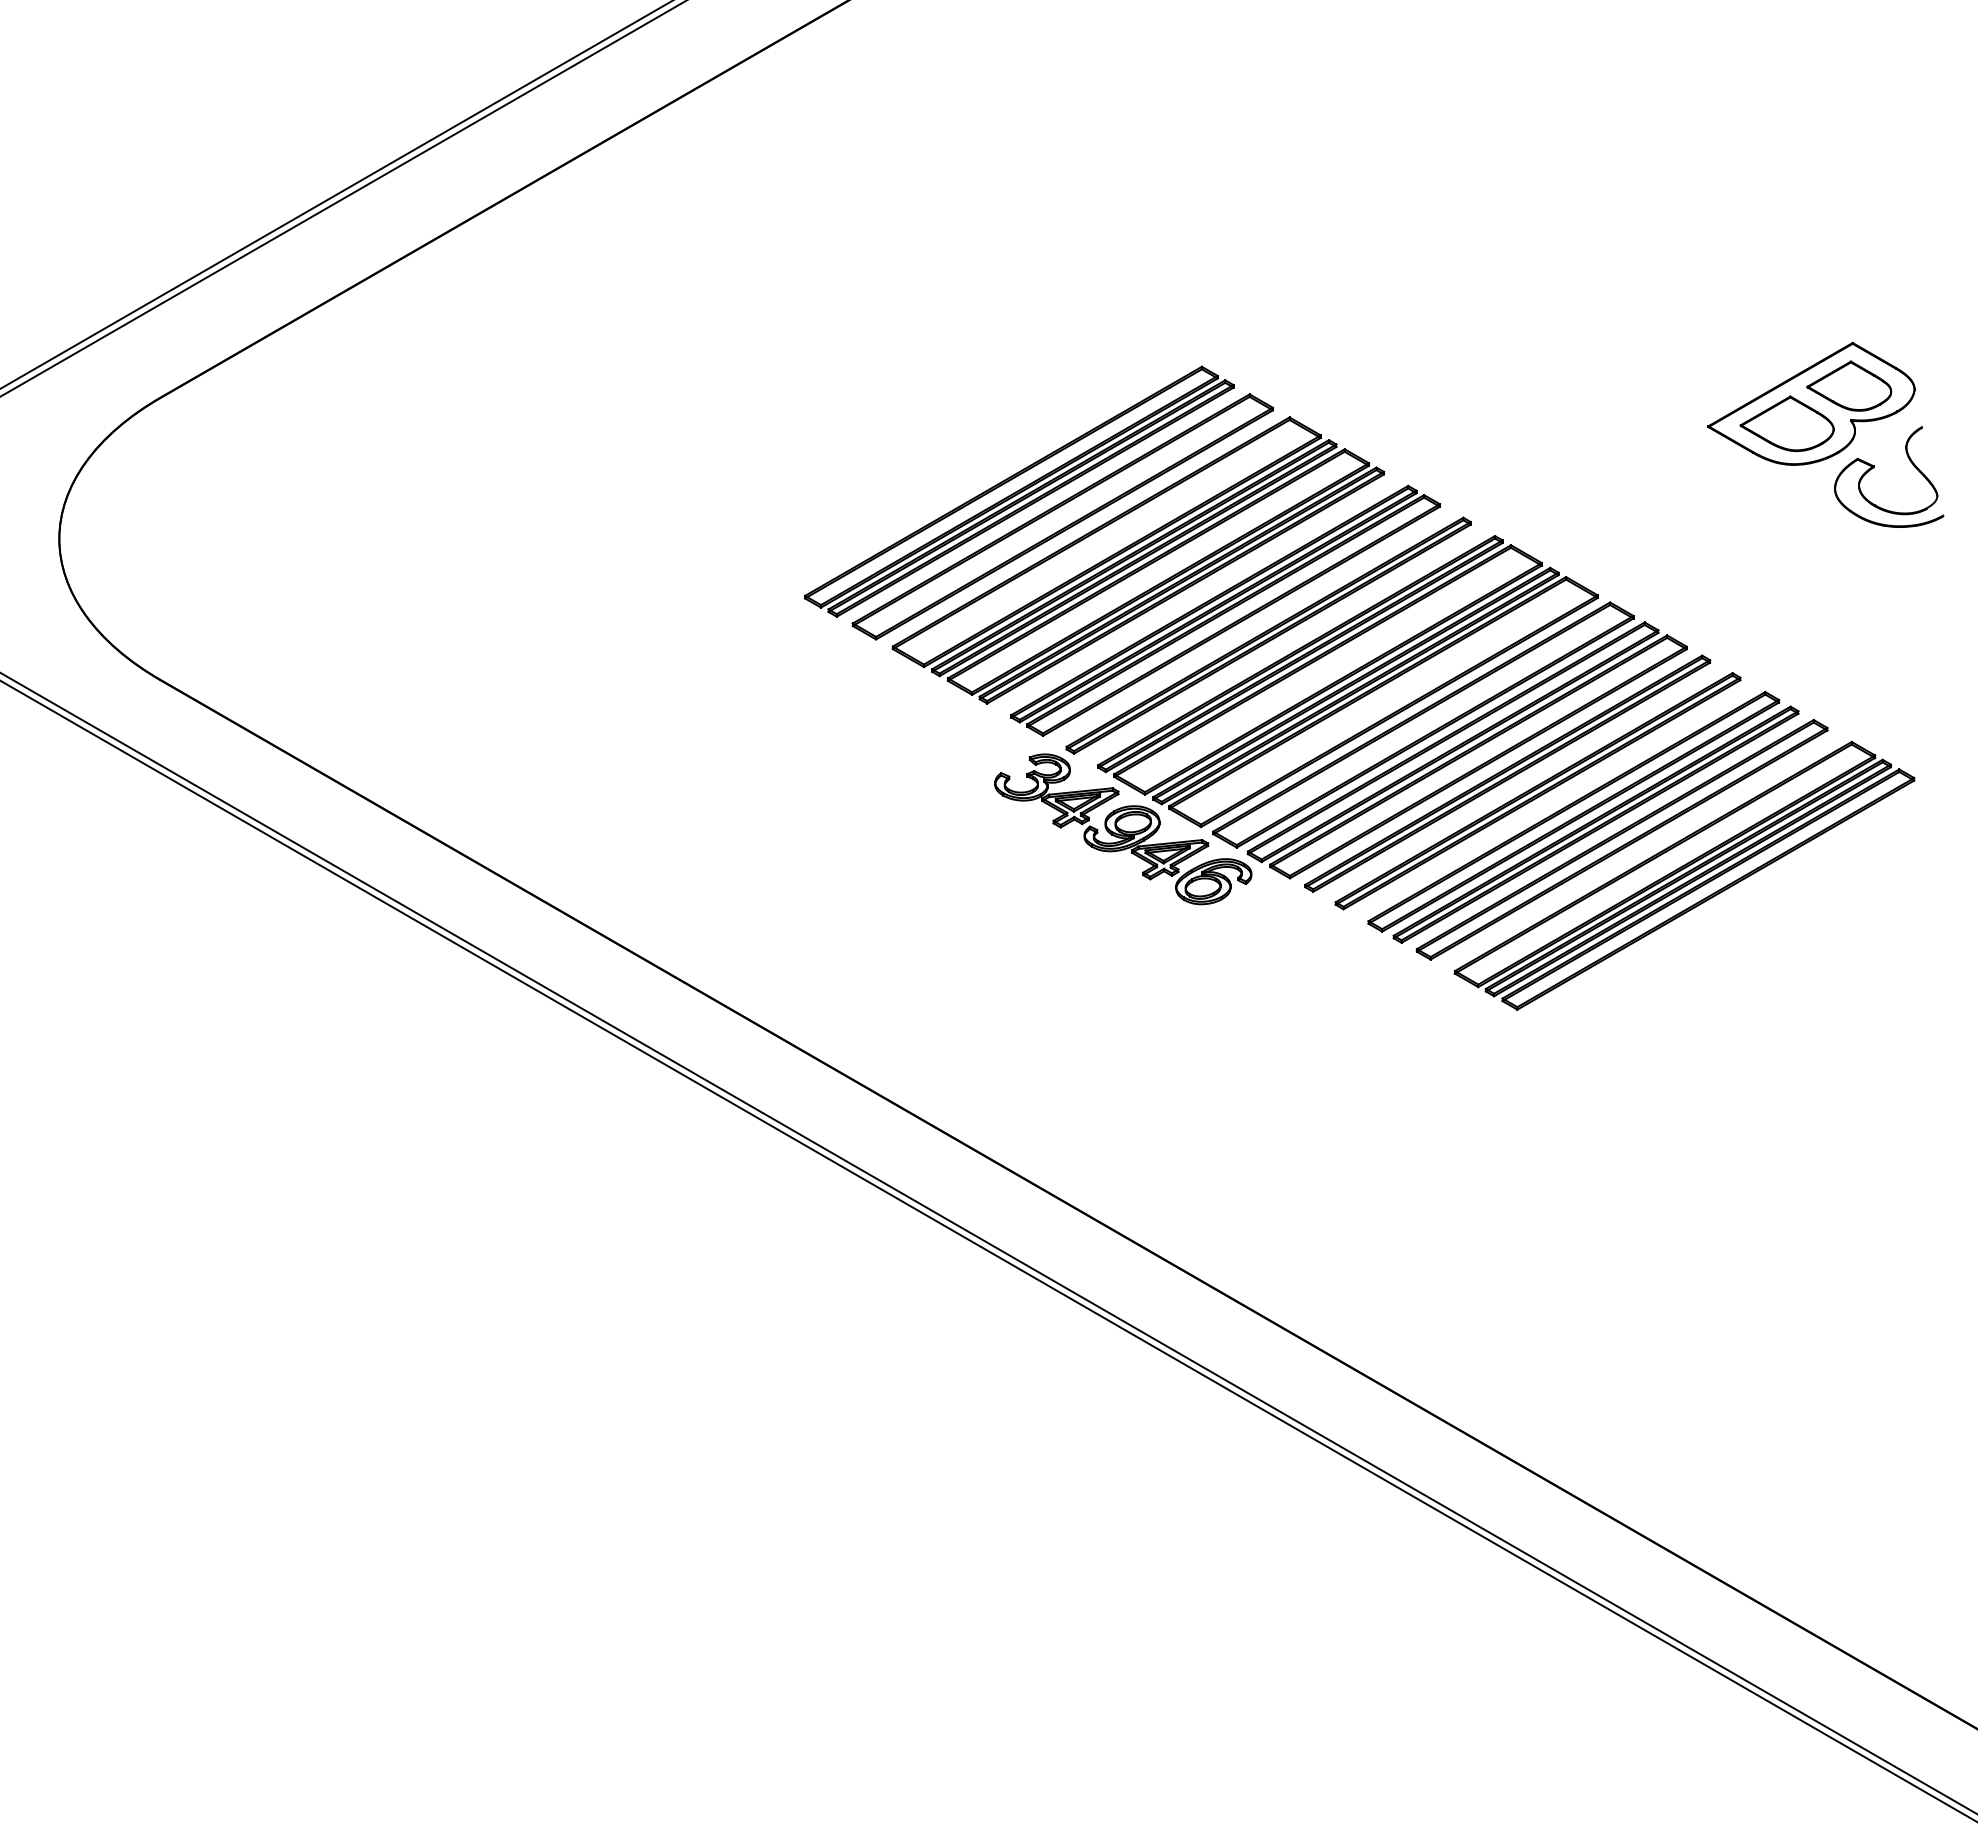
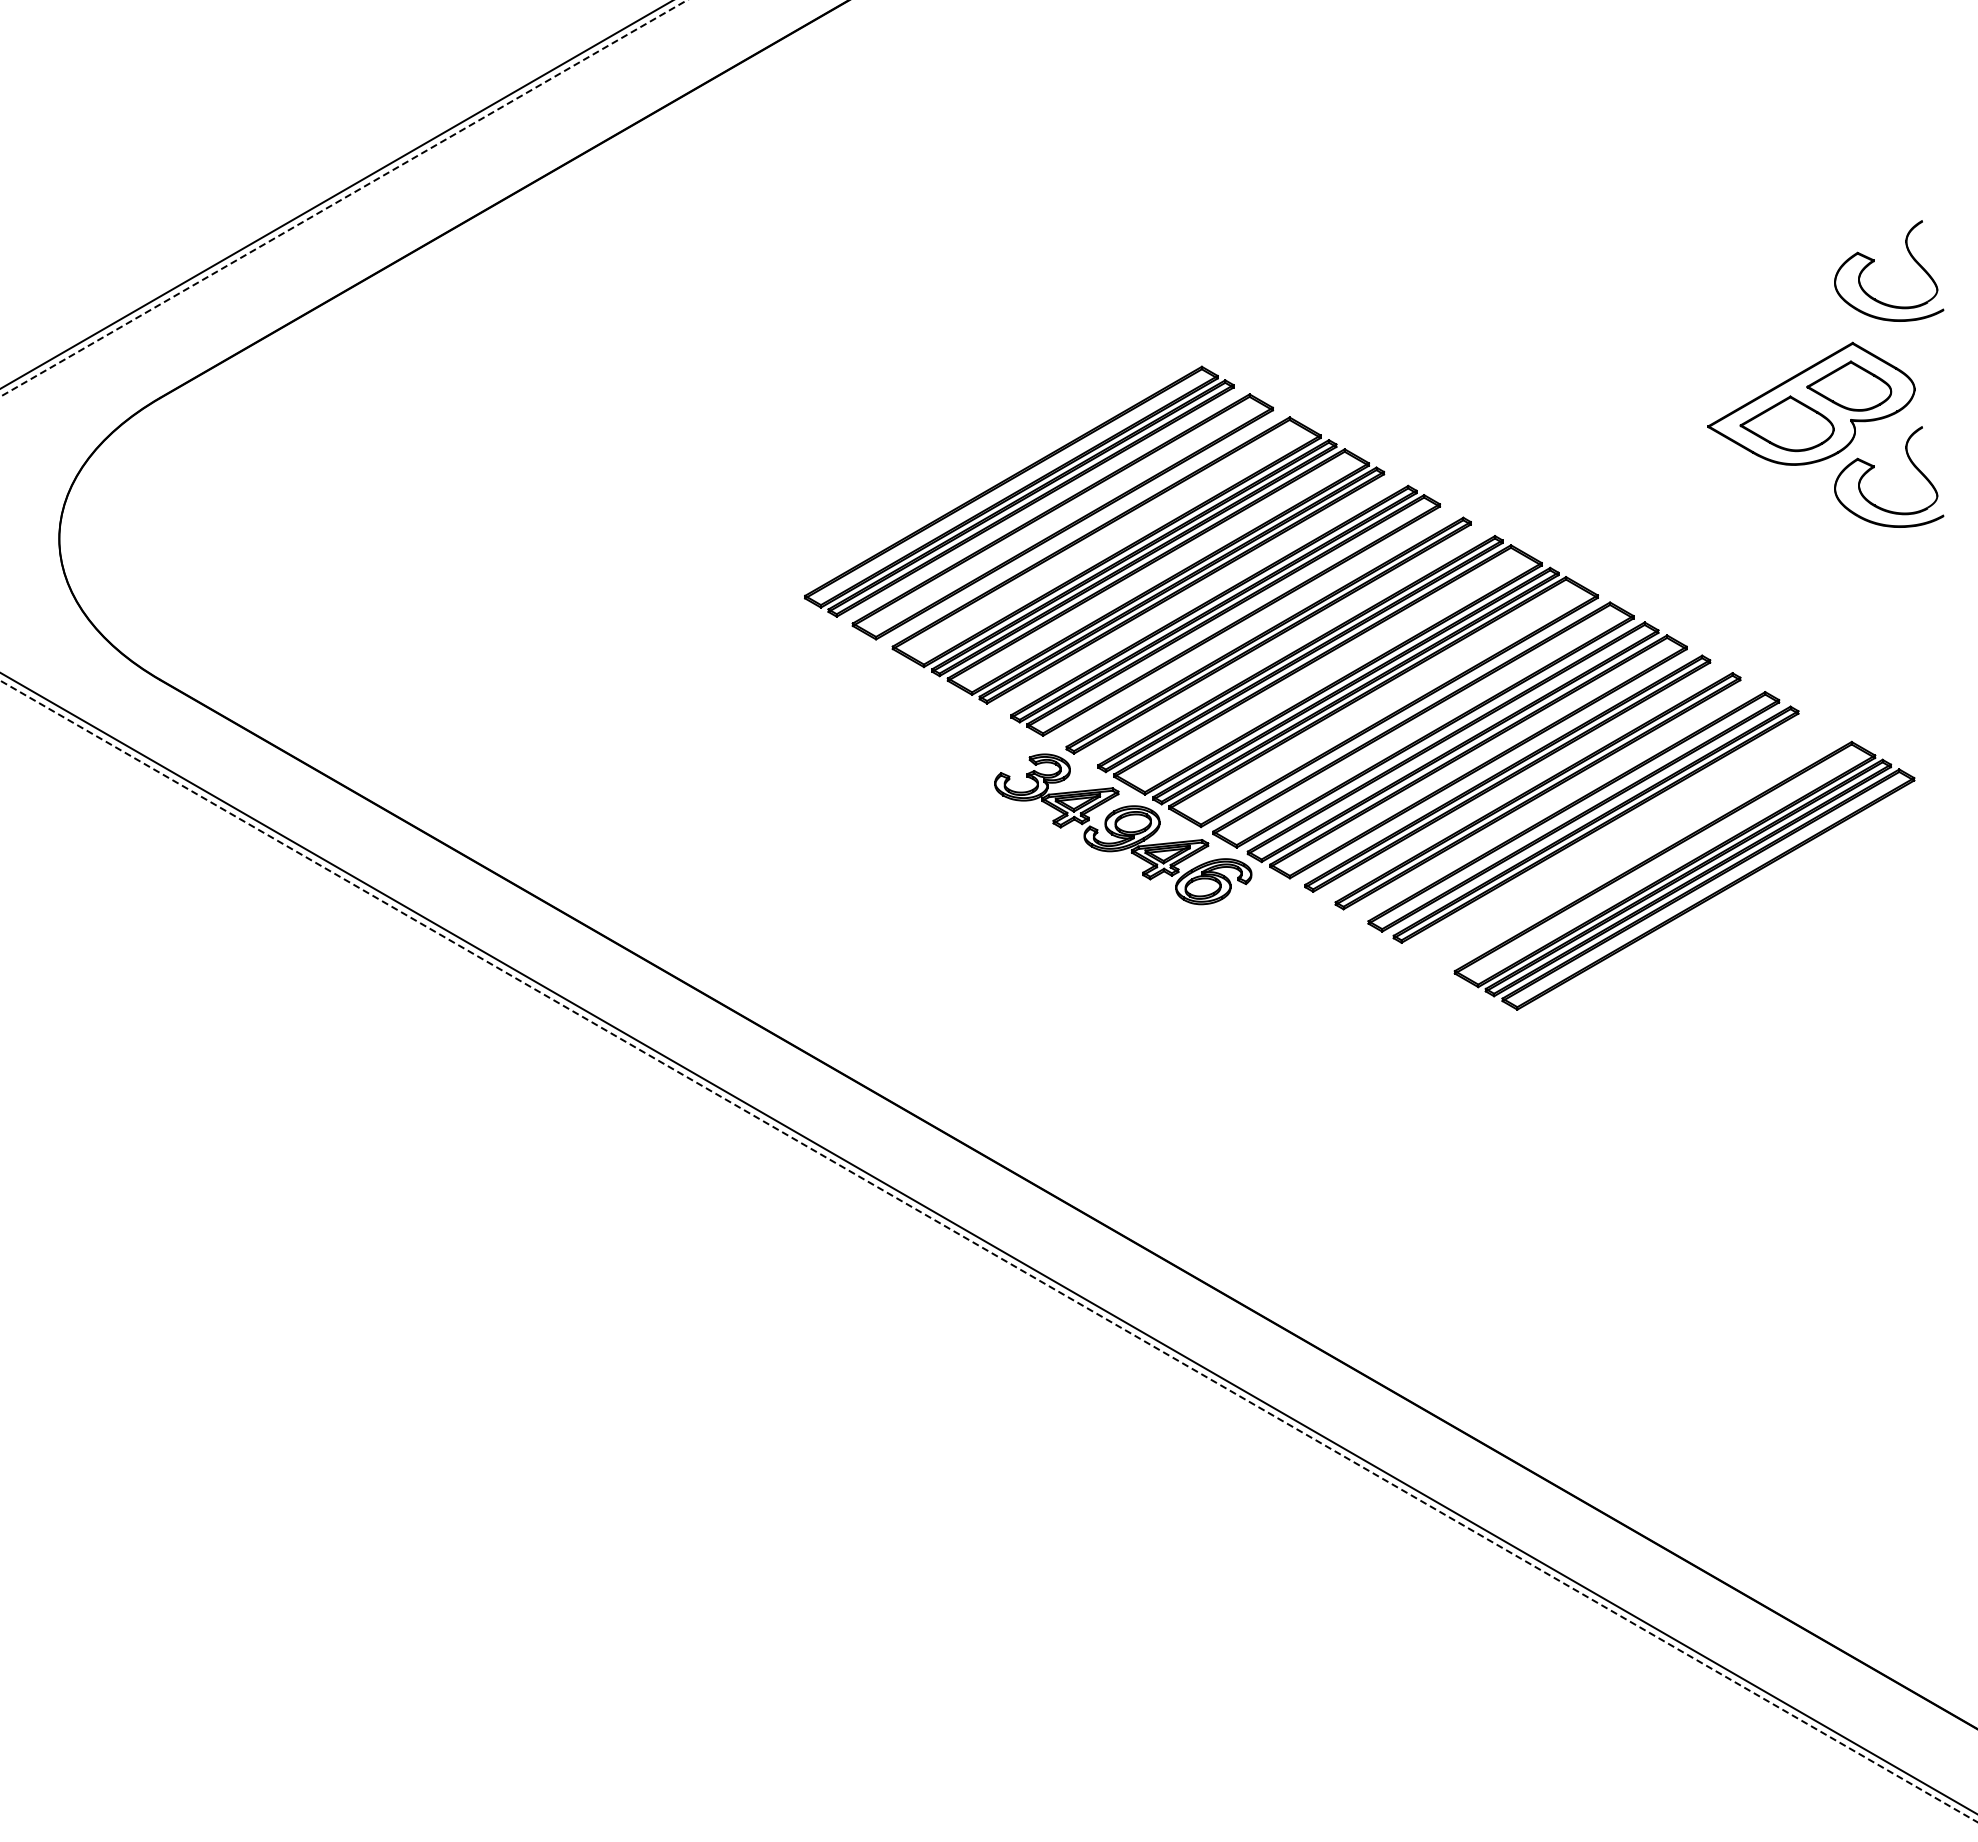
line: solid -> dashed (344, 198)
part: none -> present (1874, 262)
part: present -> none (1621, 839)
line: solid -> dashed (989, 1251)
